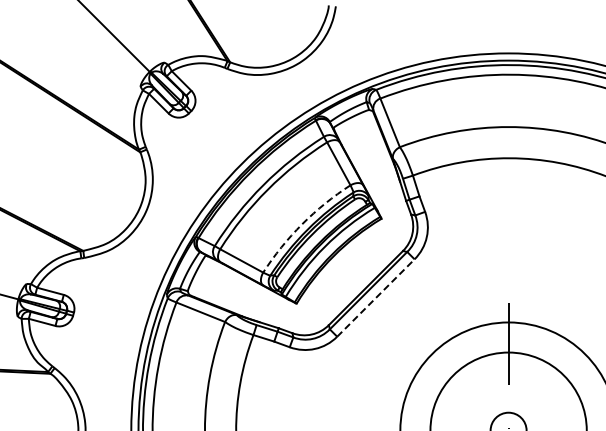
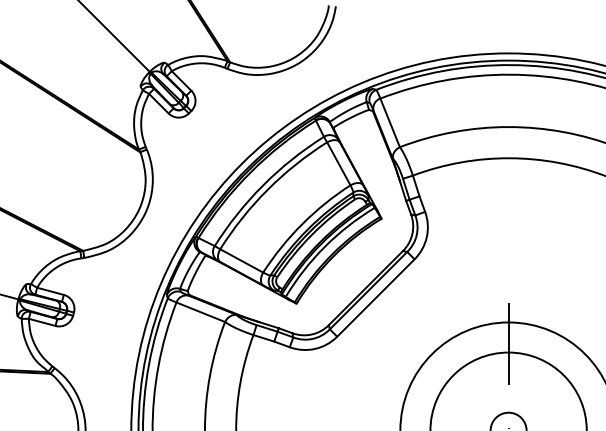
arc: dashed -> solid (302, 224)
line: dashed -> solid (375, 298)
